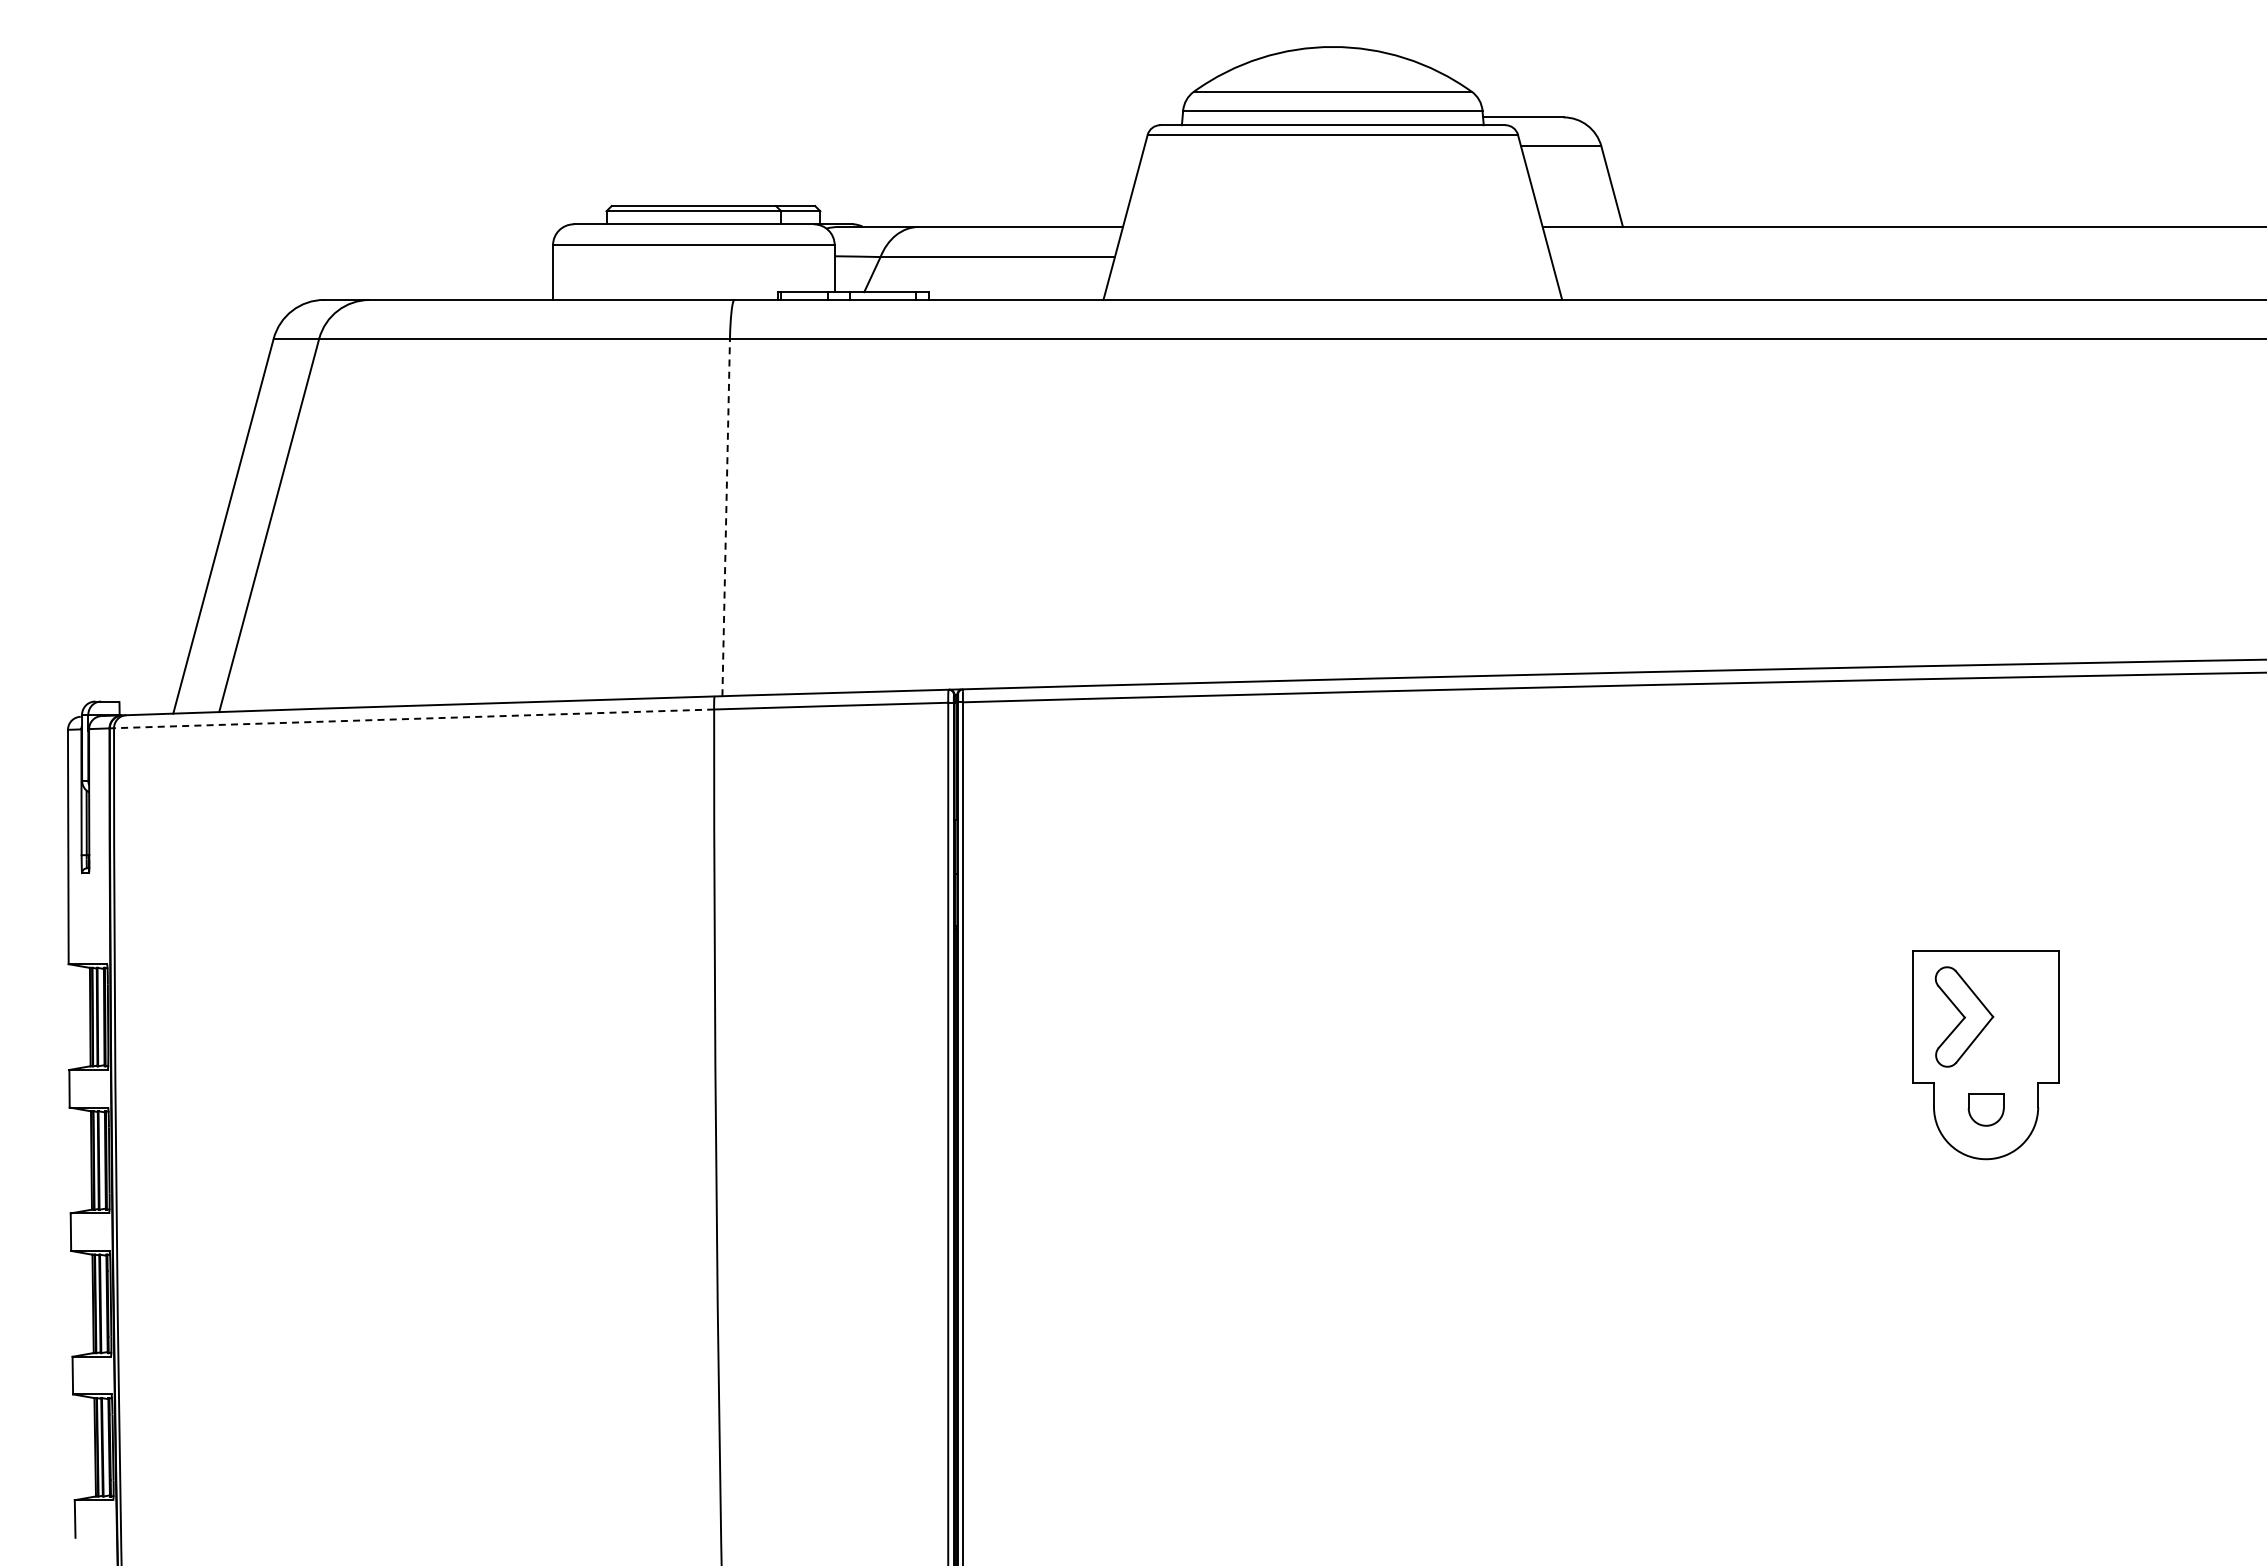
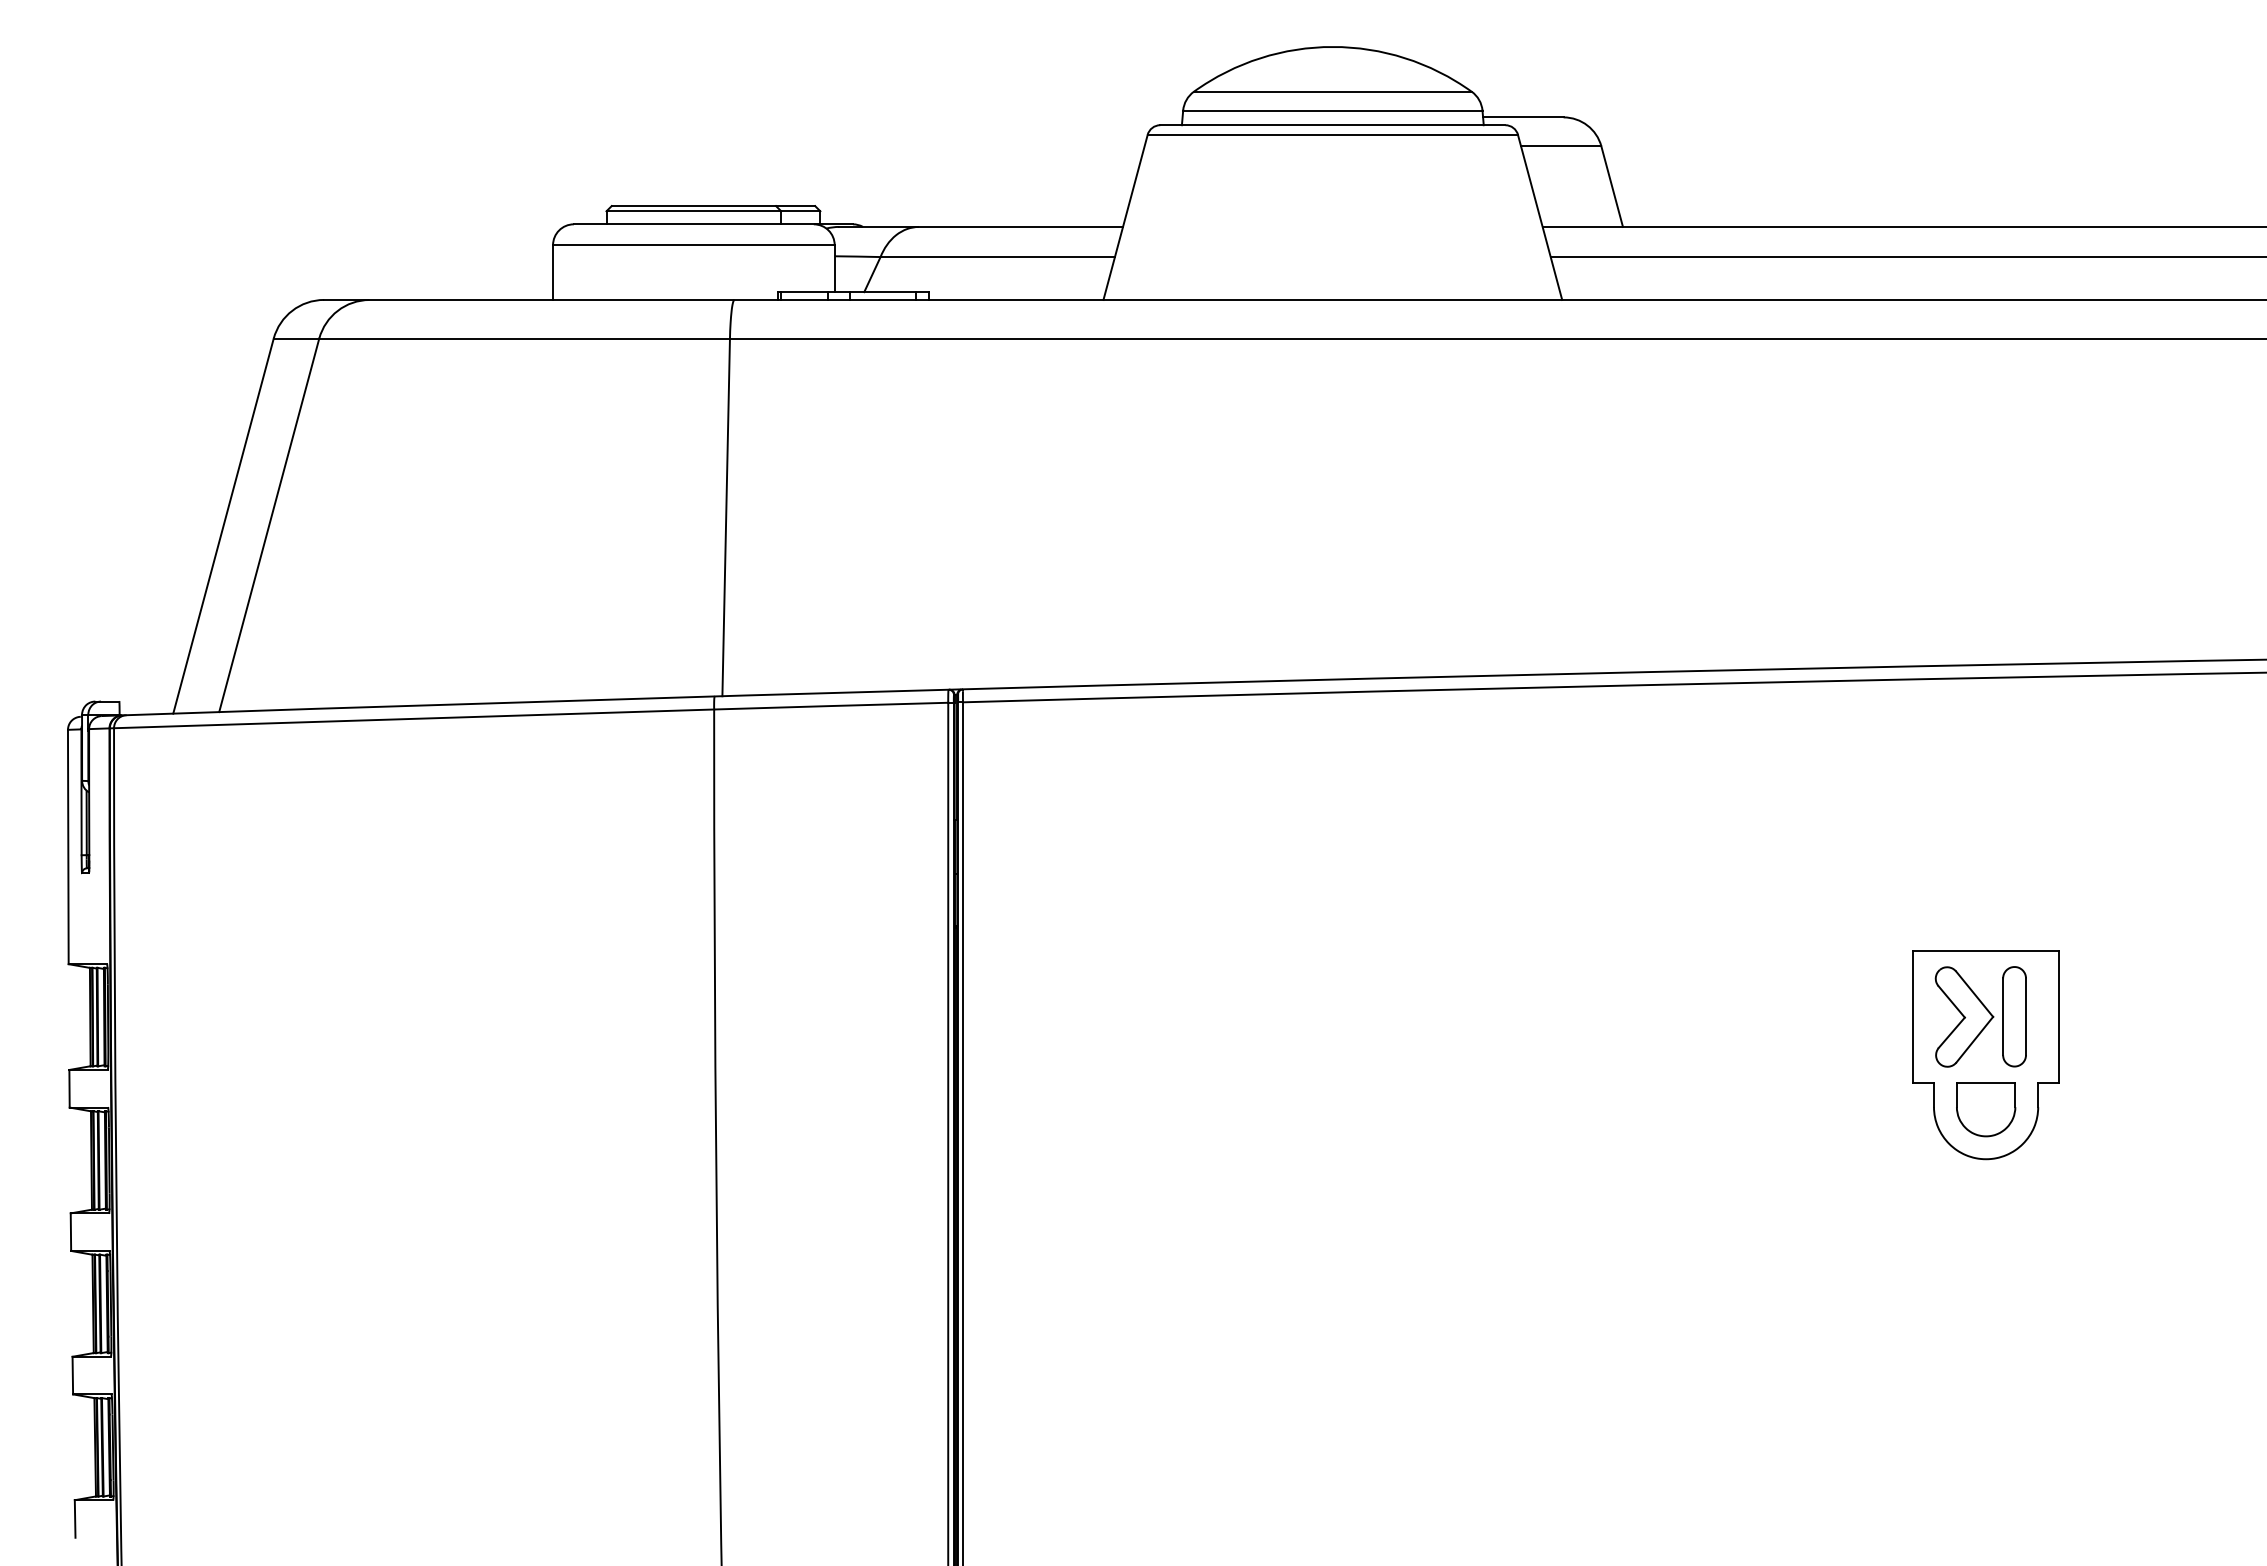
line: none -> present (1906, 257)
line: dashed -> solid (726, 517)
line: dashed -> solid (413, 718)
part: none -> present (2014, 1016)
part size: 38x34 px -> 61x56 px (1986, 1109)
